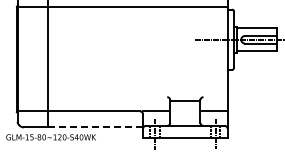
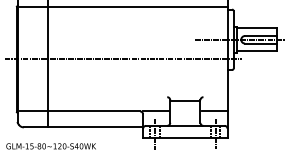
line: none -> present (122, 59)
line: dashed -> solid (95, 127)
text position: (50, 137) -> (50, 146) (50, 146)
